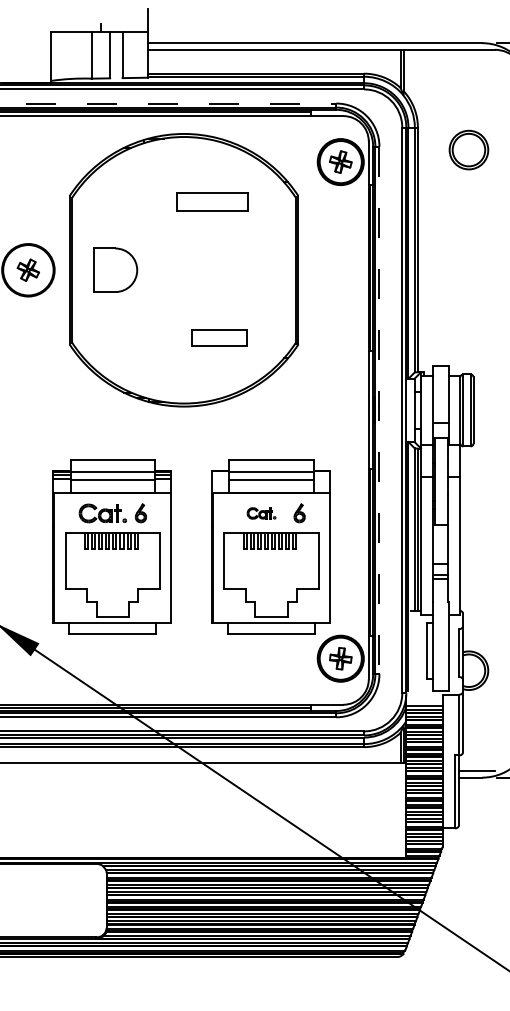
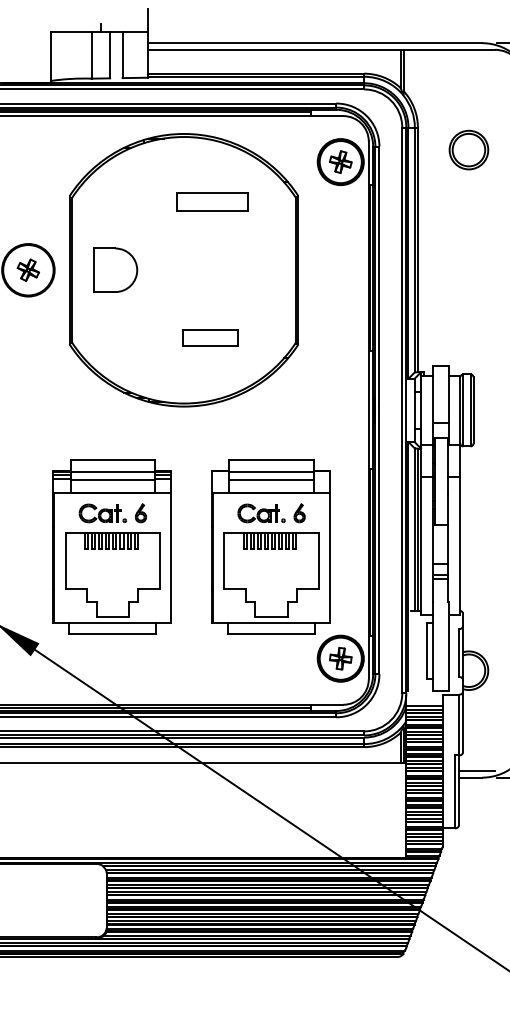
line: dashed -> solid (168, 103)
part position: (219, 337) -> (210, 337) (210, 337)
line: dashed -> solid (379, 410)
part size: 31x13 px -> 49x21 px (261, 513)
